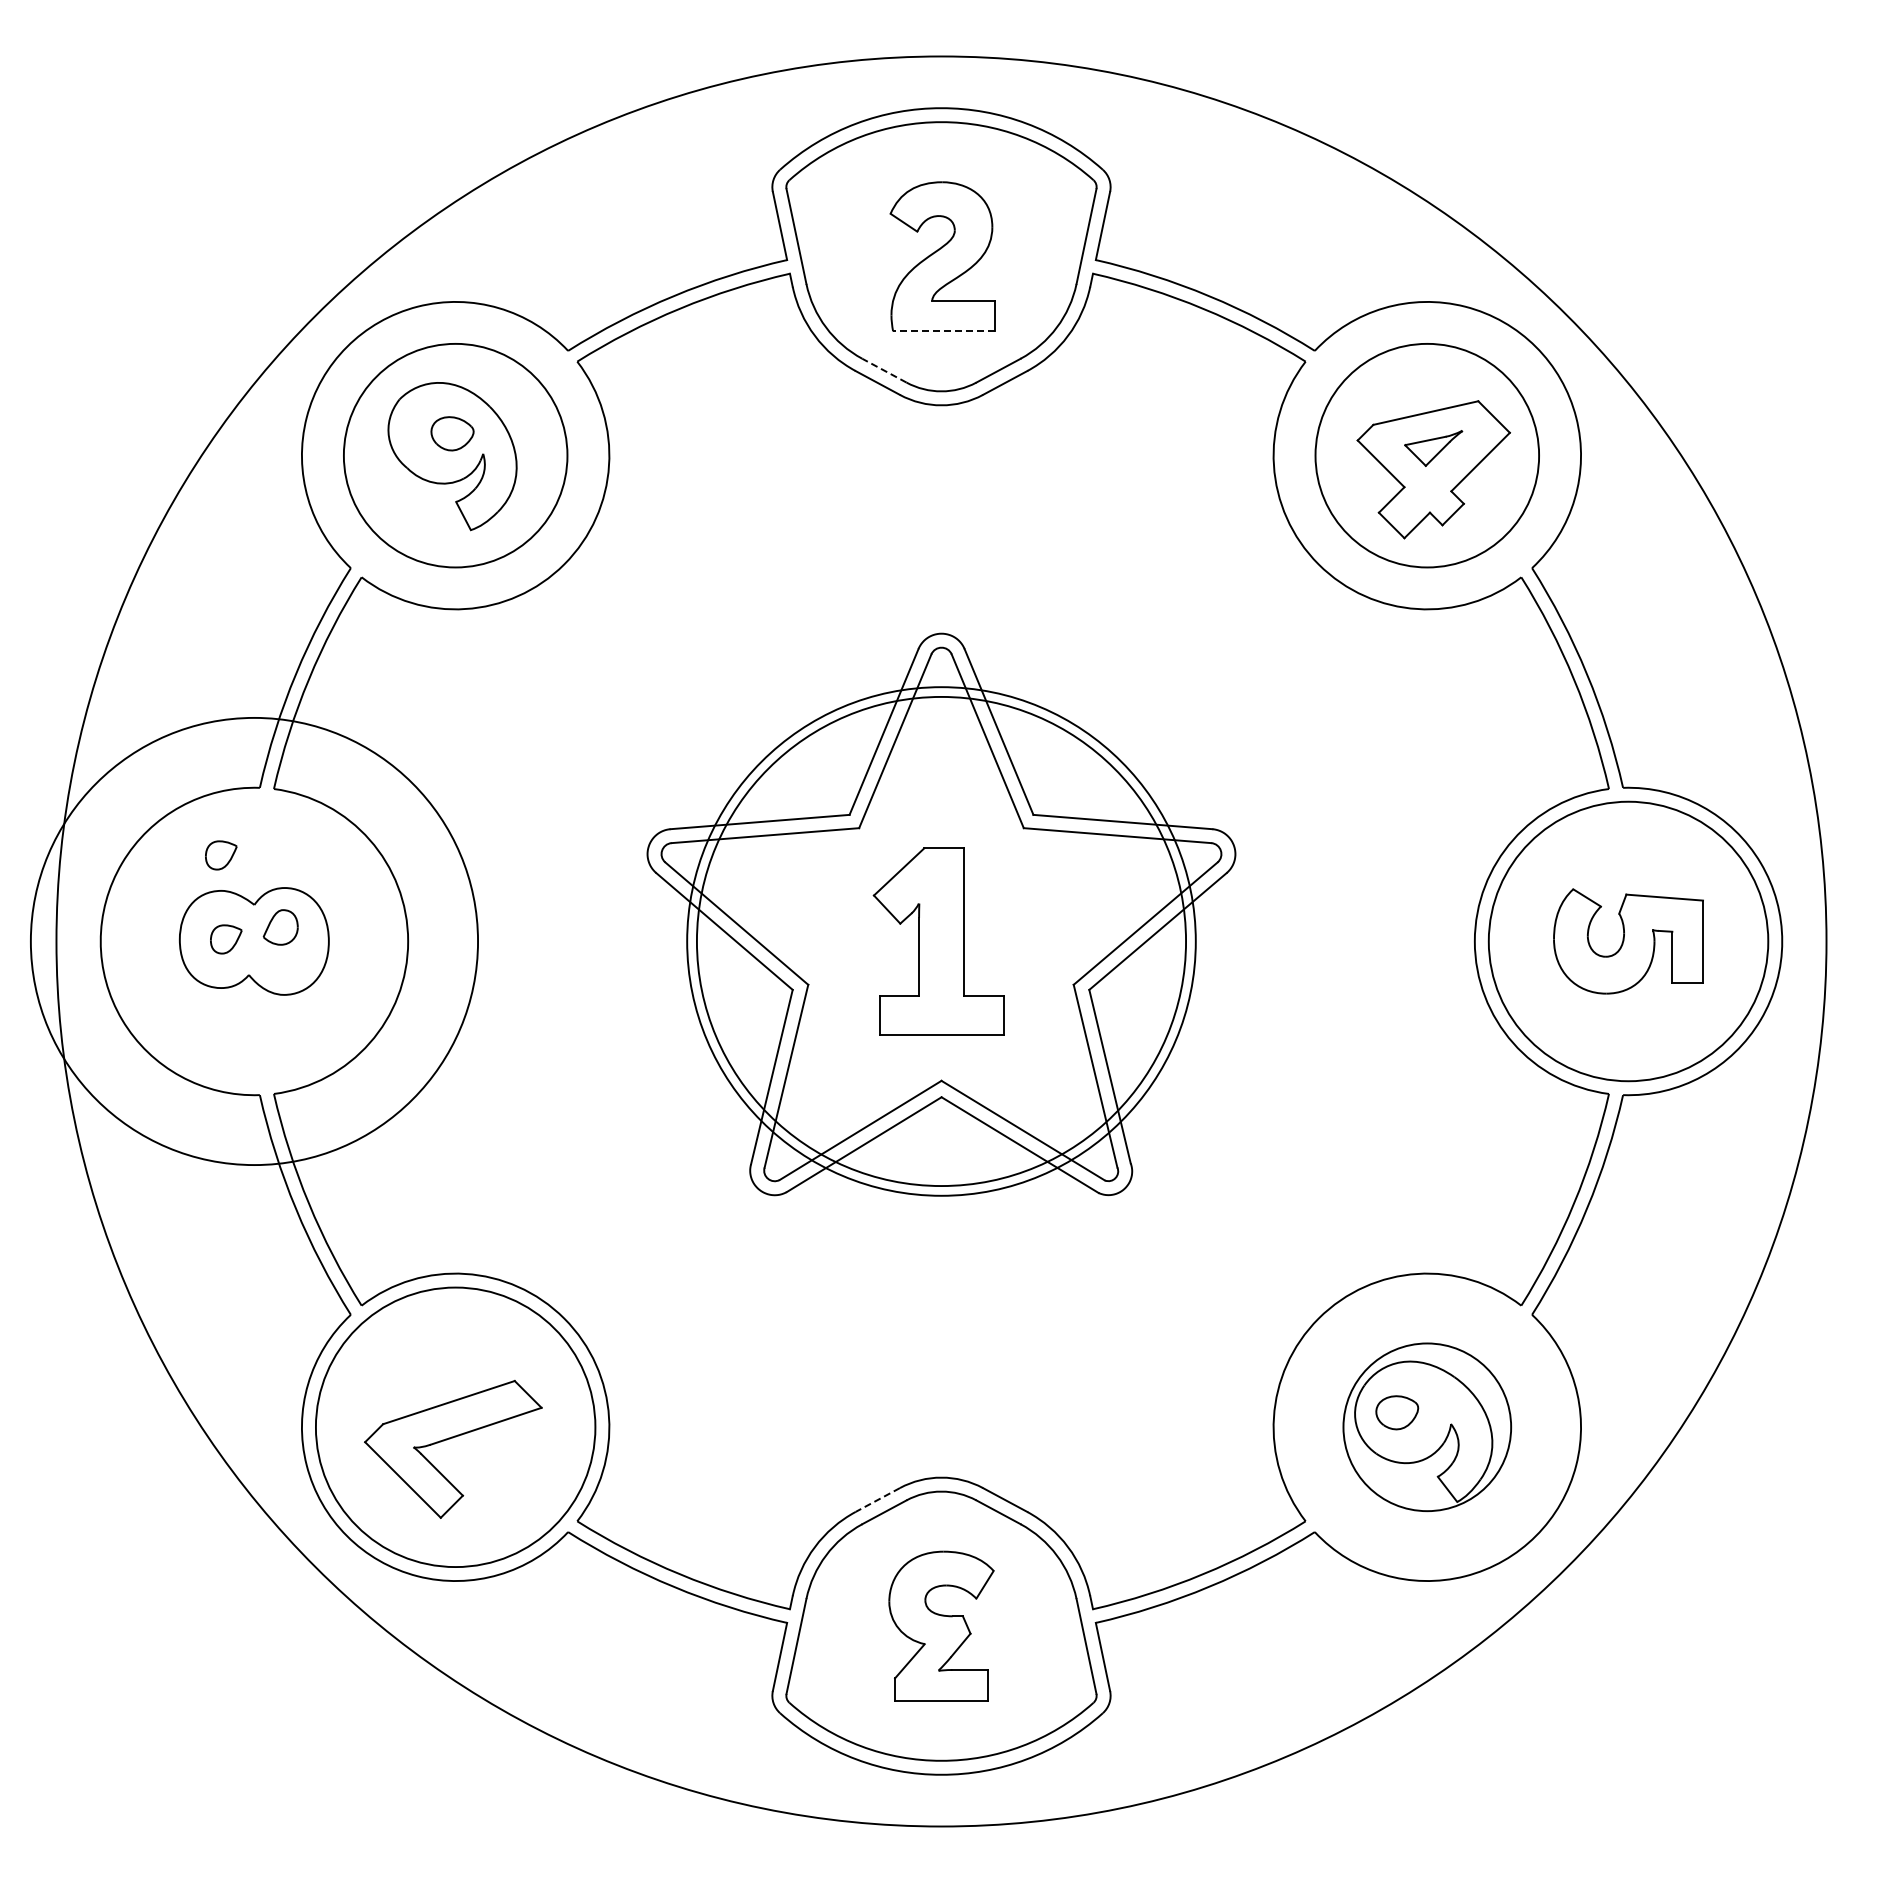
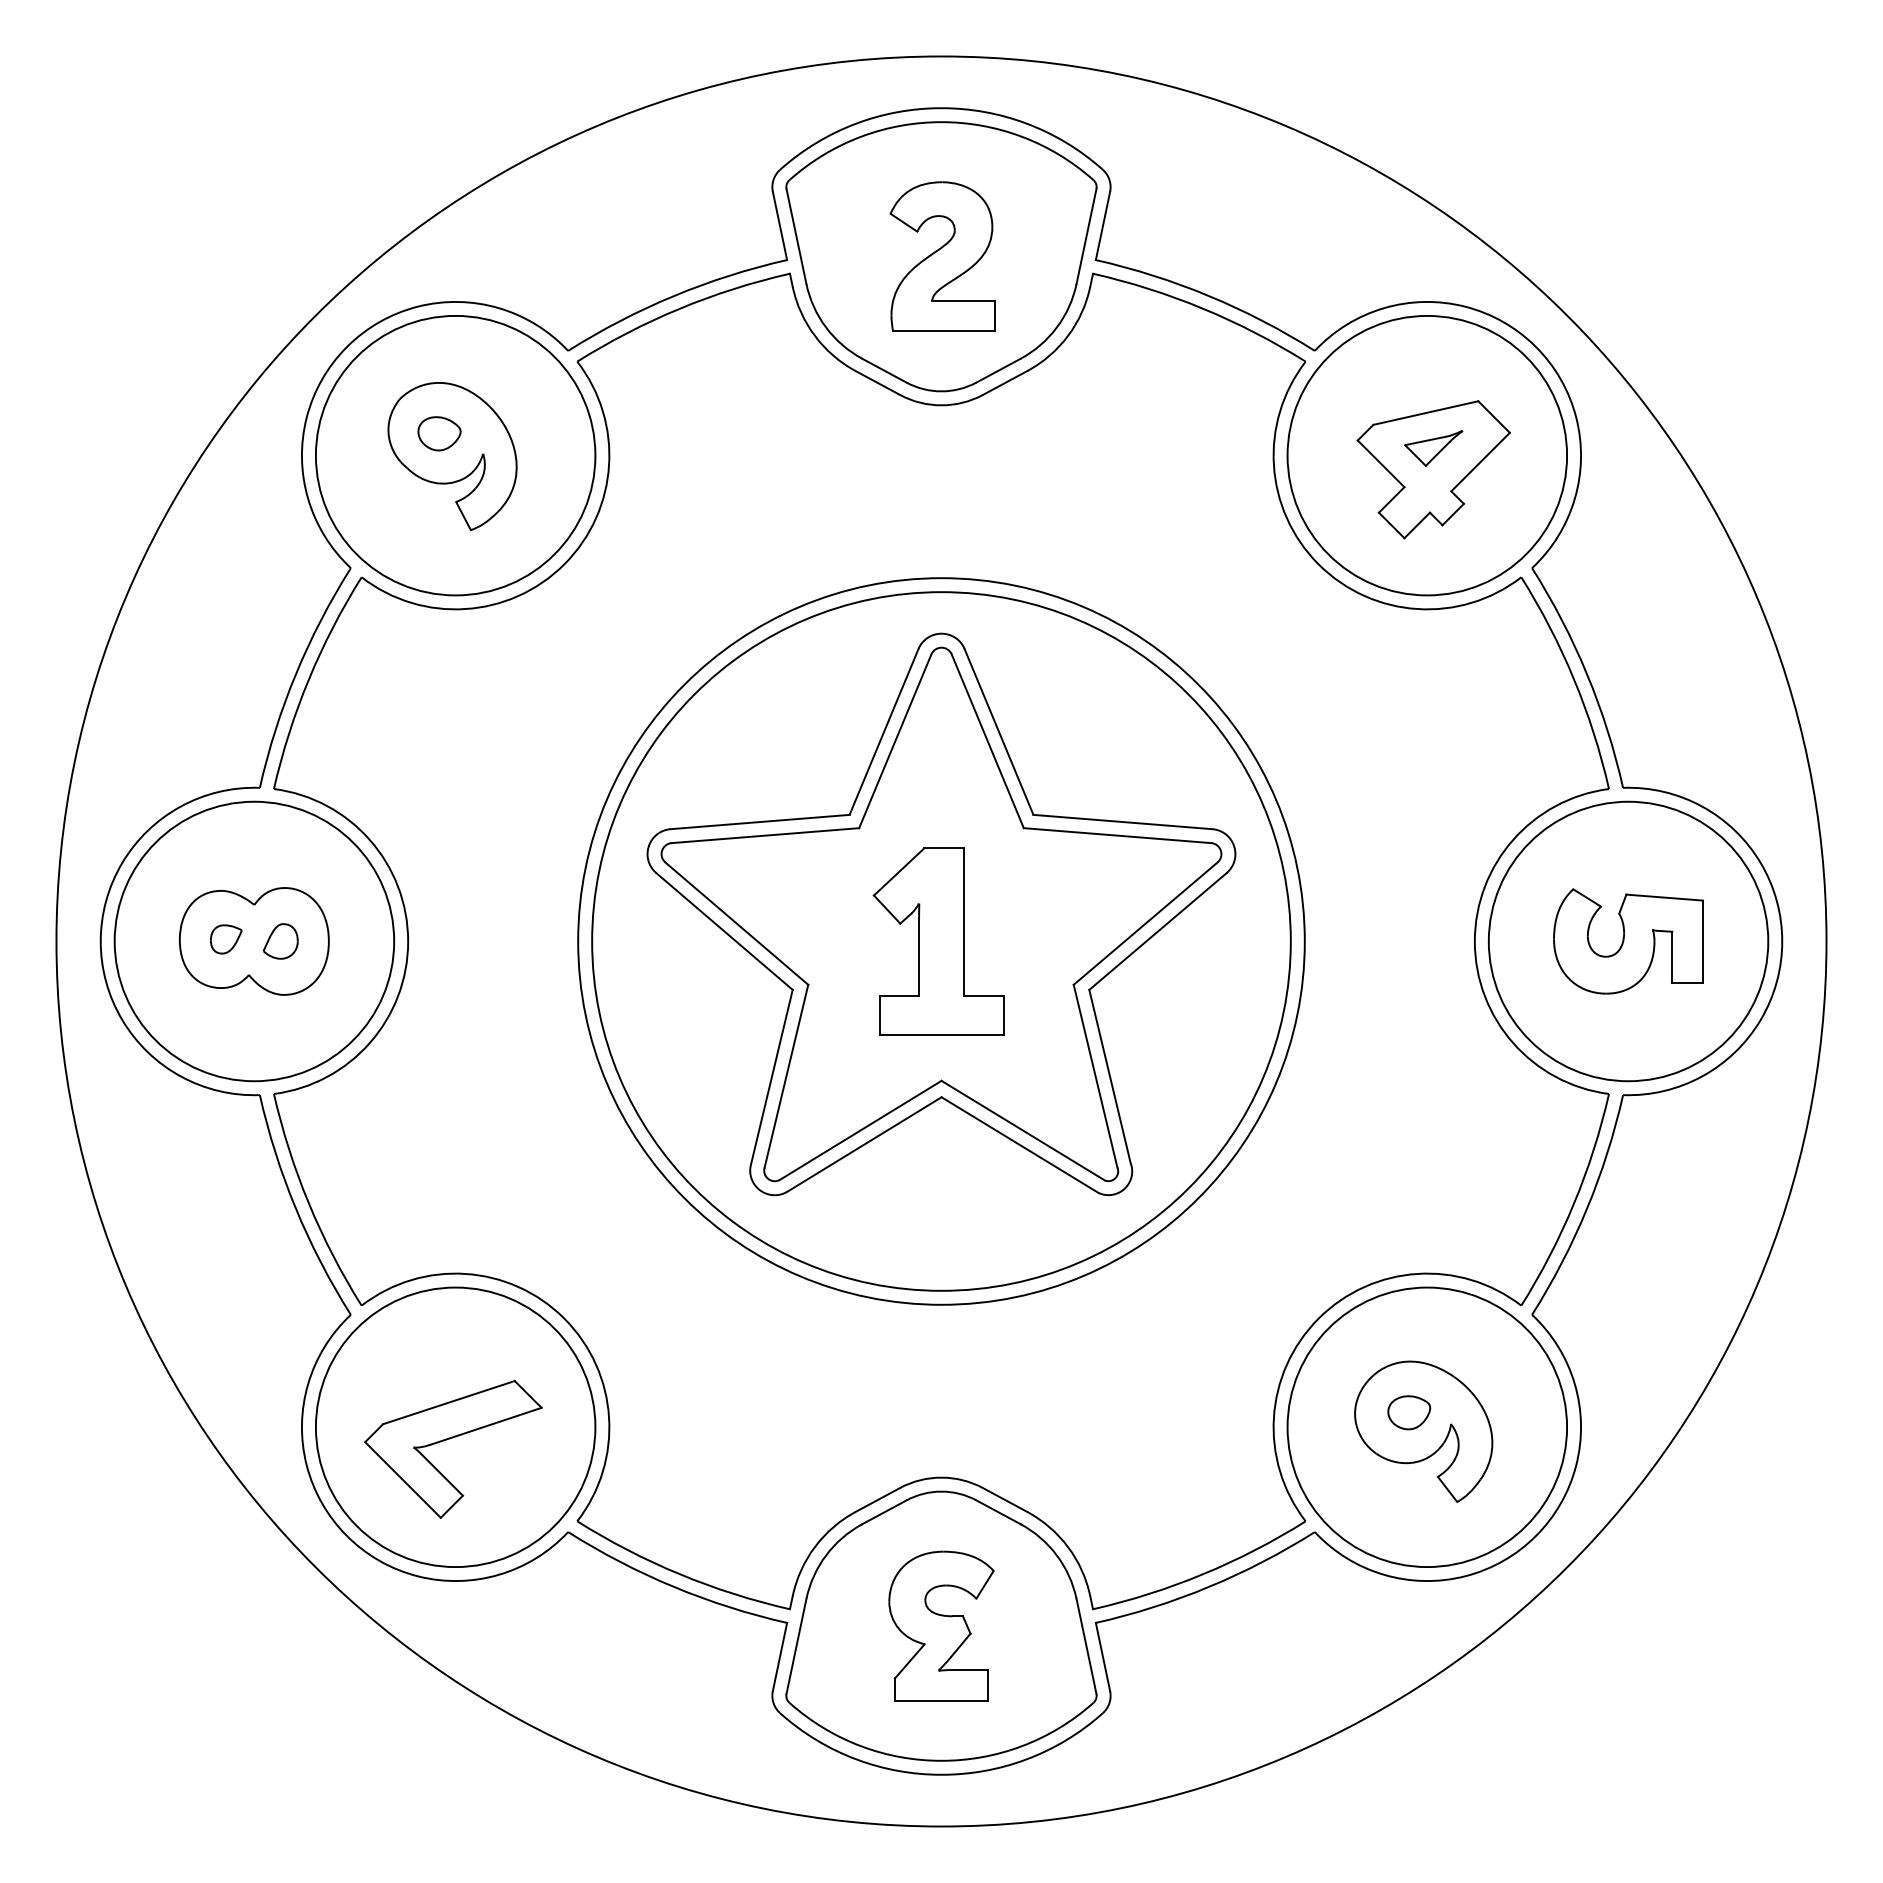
line: dashed -> solid (943, 331)
line: dashed -> solid (884, 370)
part position: (452, 433) -> (439, 433) (439, 433)
circle diameter: 224 px -> 279 px (455, 455)
circle diameter: 224 px -> 279 px (1427, 455)
part: present -> none (221, 855)
part position: (280, 927) -> (280, 941) (280, 941)
circle diameter: 447 px -> 279 px (254, 941)
circle diameter: 489 px -> 699 px (941, 941)
circle diameter: 509 px -> 727 px (941, 941)
part position: (1397, 1412) -> (1409, 1412) (1409, 1412)
circle diameter: 168 px -> 279 px (1427, 1427)
line: dashed -> solid (877, 1500)
